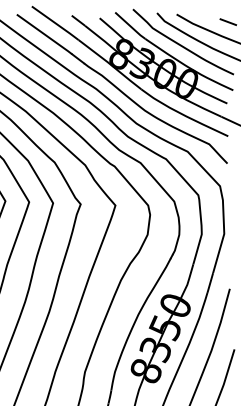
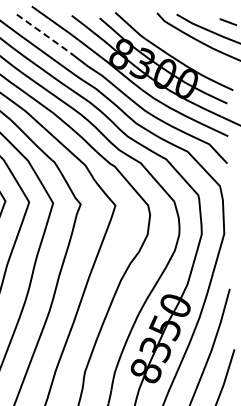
line: solid -> dashed (45, 34)
curve: present -> none (181, 44)
